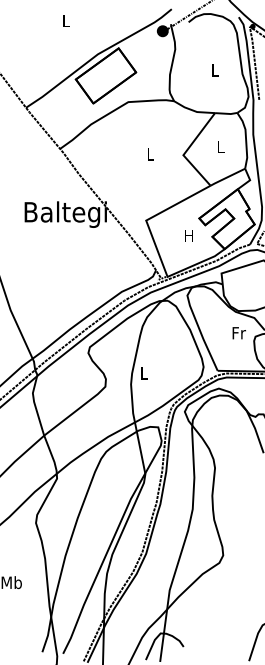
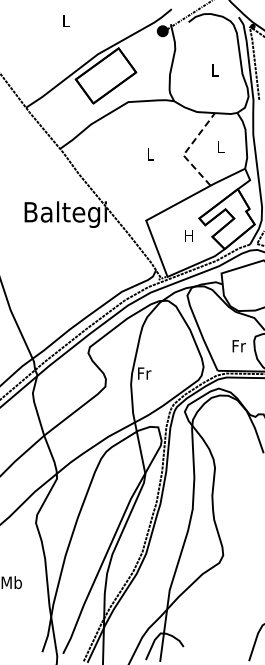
line: solid -> dashed (187, 150)
text position: (238, 333) -> (238, 346) (238, 346)
text: L -> Fr (144, 373)
